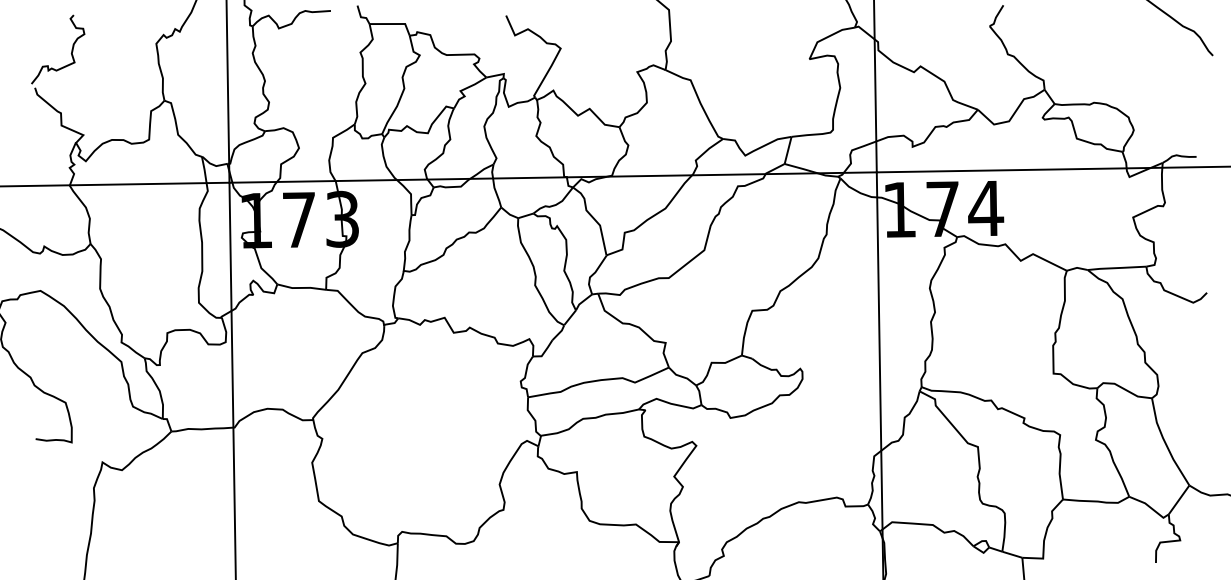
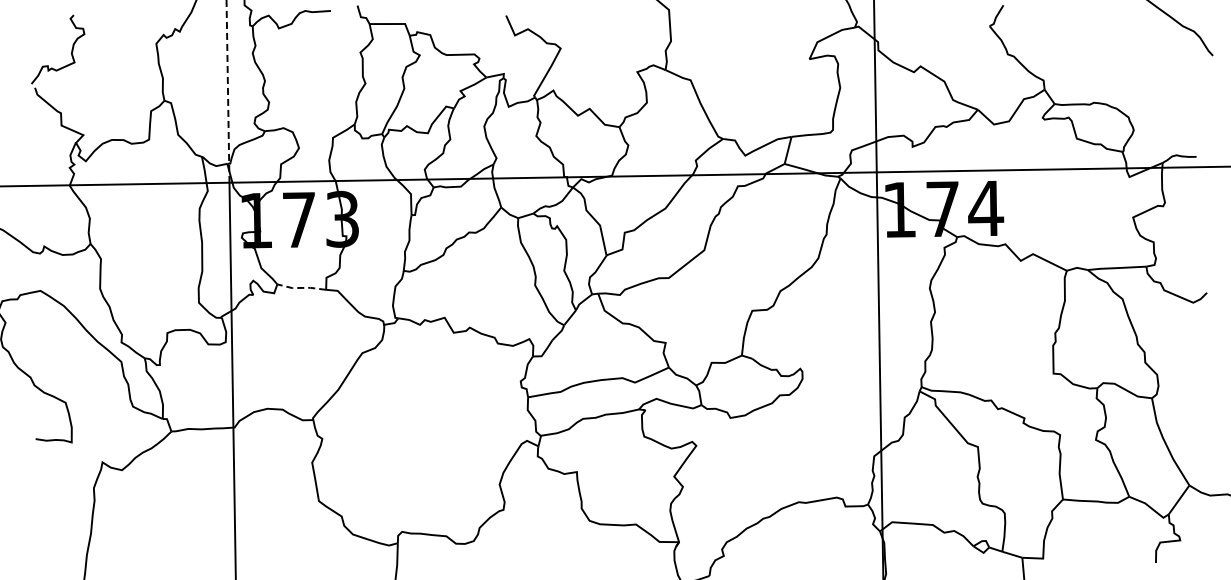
line: solid -> dashed (228, 91)
line: solid -> dashed (300, 287)
